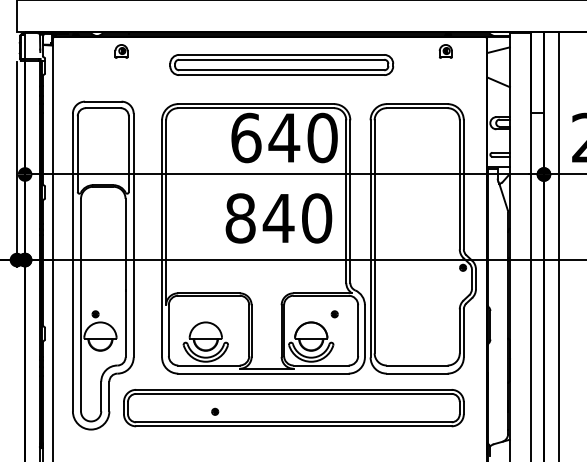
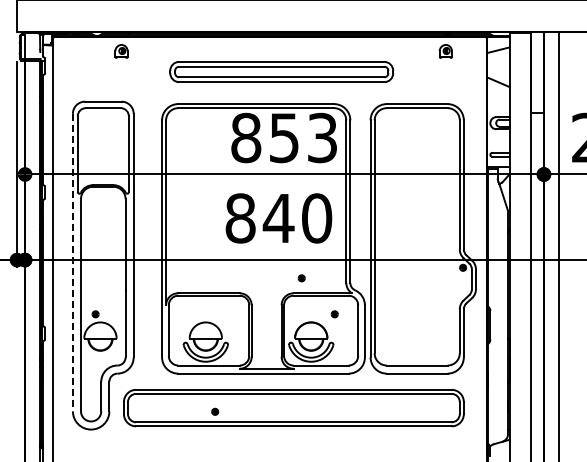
part position: (281, 64) -> (281, 71) (281, 71)
text: 640 -> 853 (284, 137)
line: solid -> dashed (72, 262)
part: none -> present (301, 278)
